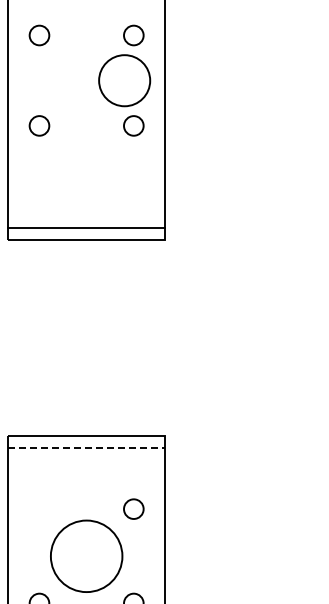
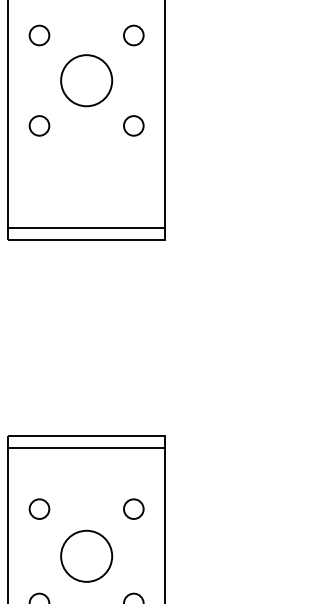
circle position: (124, 80) -> (86, 80) (86, 80)
line: dashed -> solid (86, 448)
circle: none -> present (39, 508)
circle diameter: 72 px -> 51 px (86, 555)
